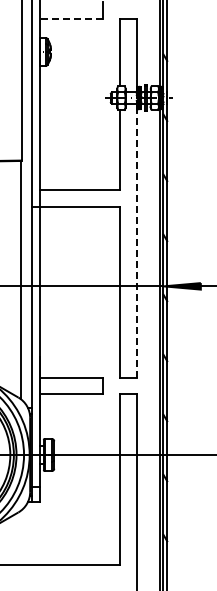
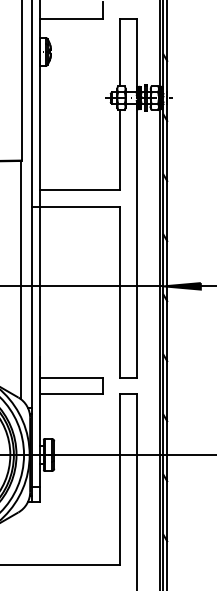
line: dashed -> solid (71, 19)
line: dashed -> solid (137, 242)
